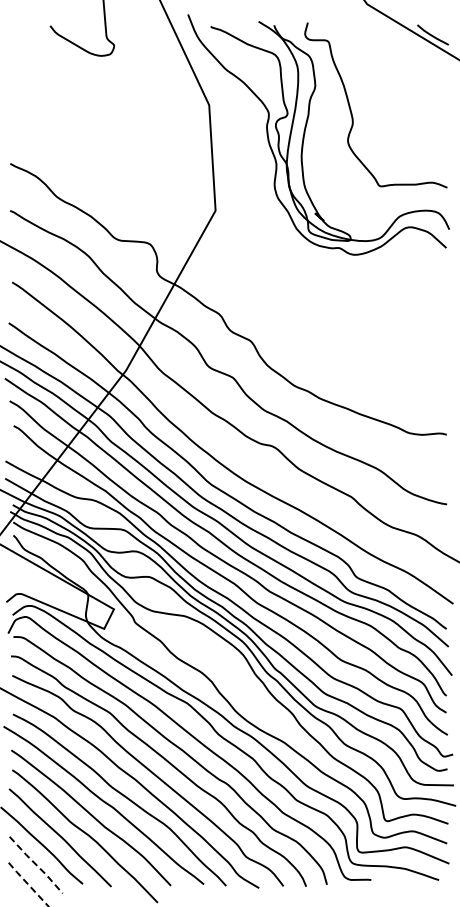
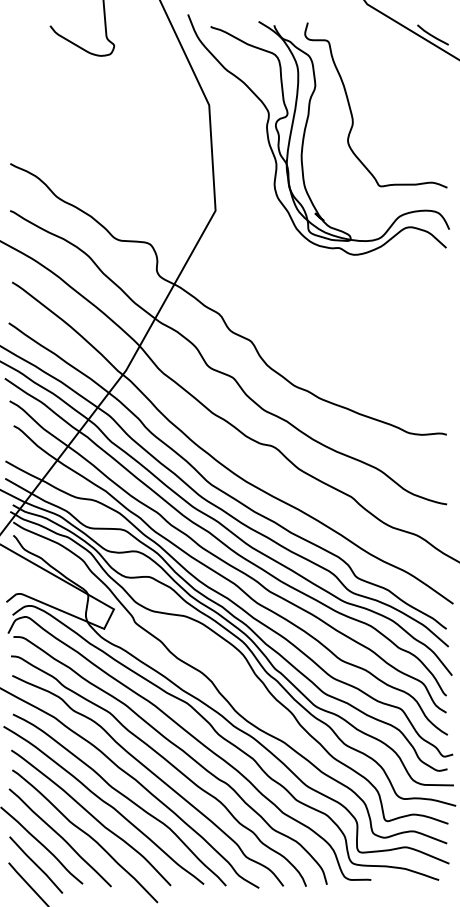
line: dashed -> solid (36, 865)
line: dashed -> solid (28, 884)
